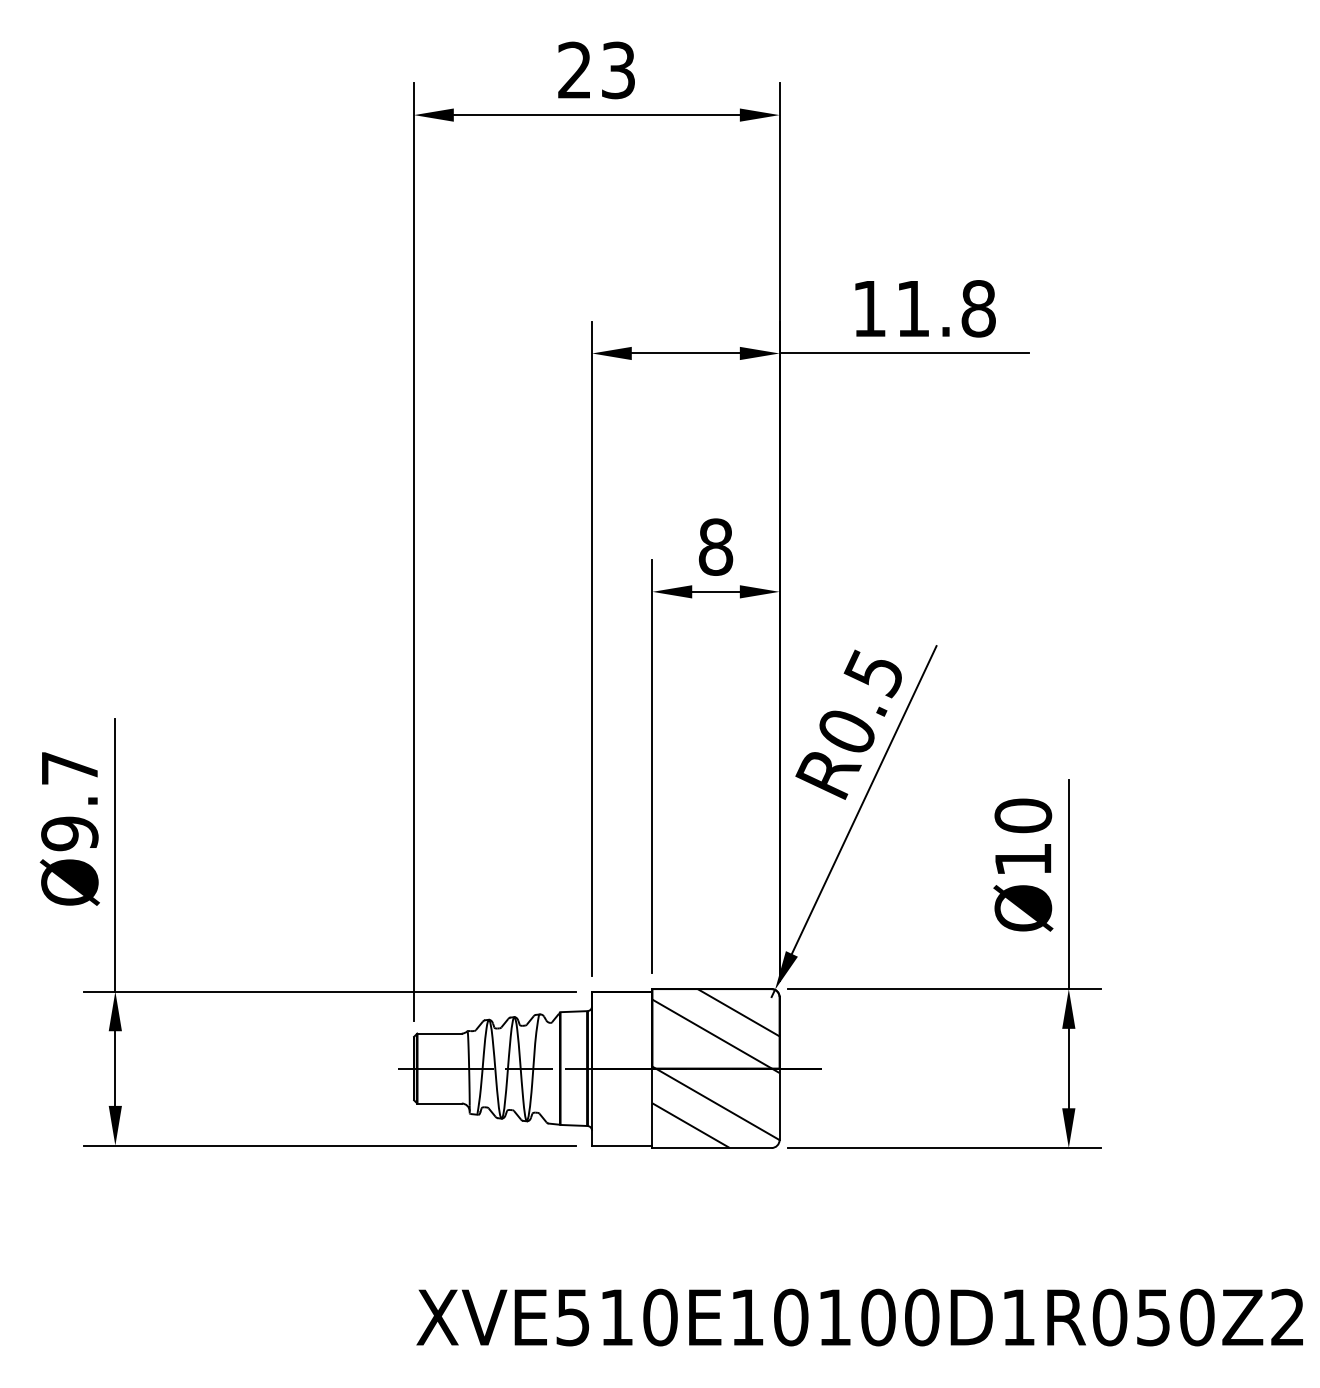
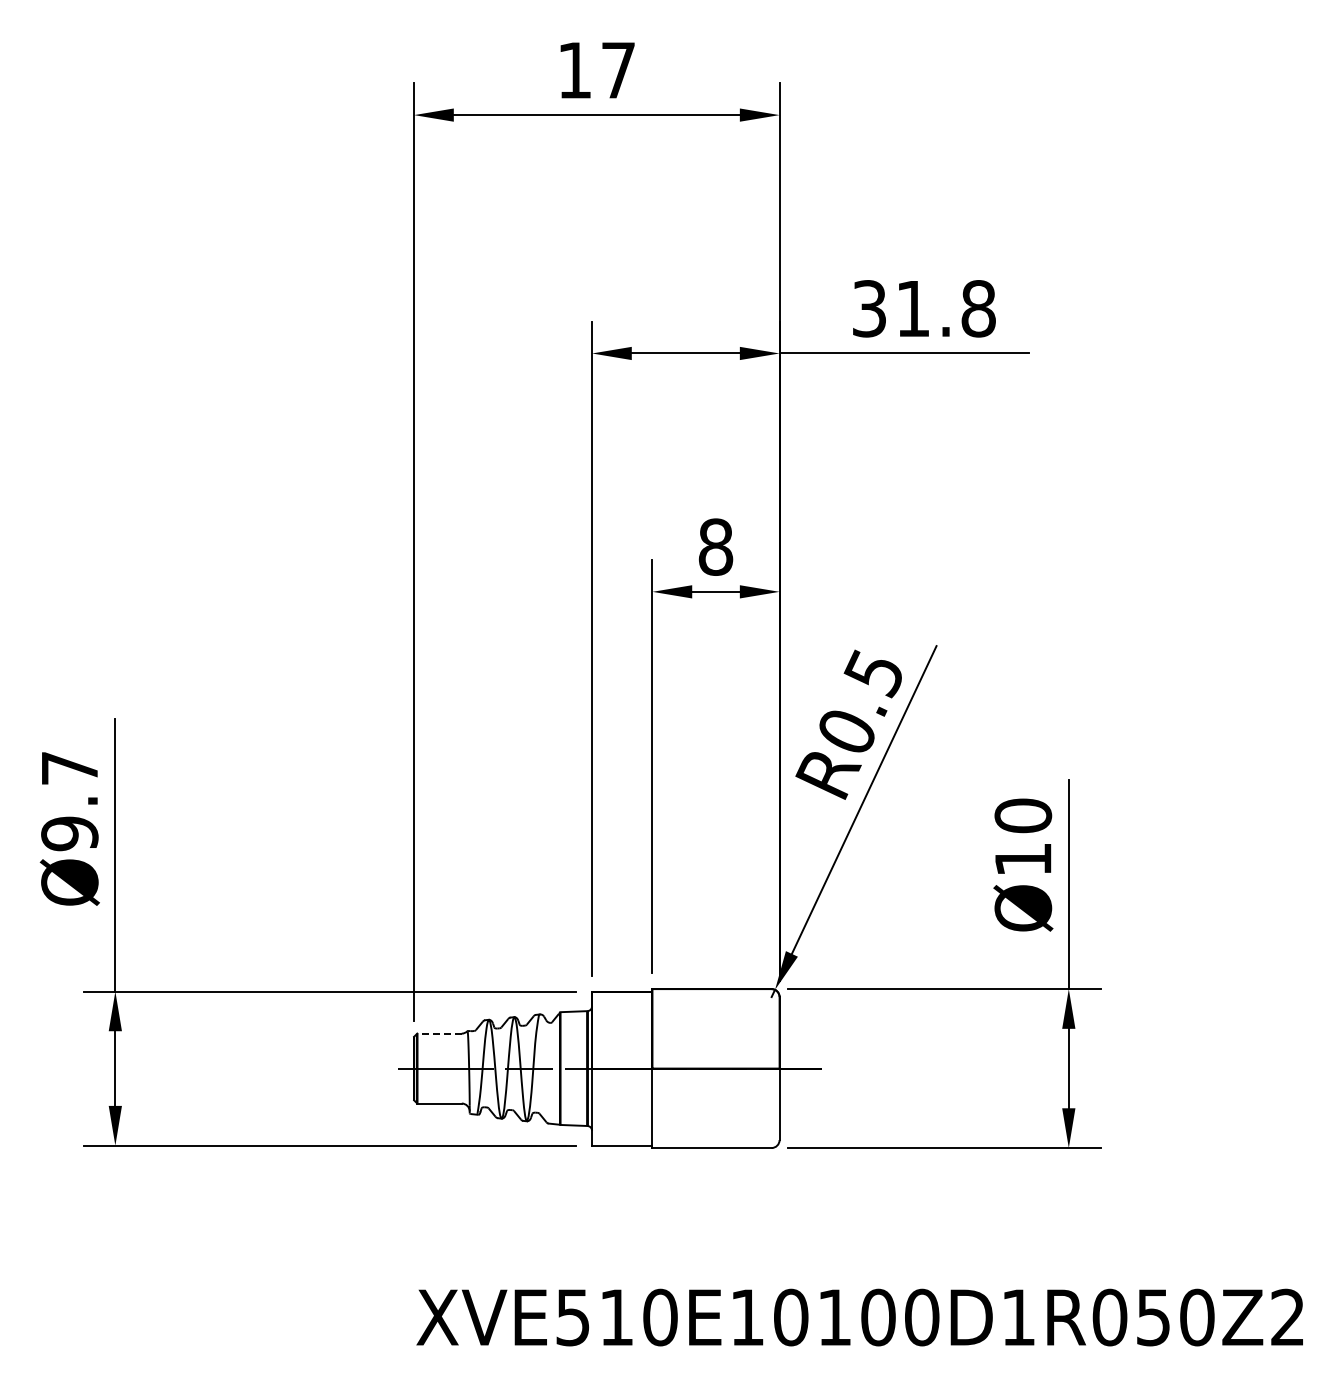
text: 23 -> 17 (596, 70)
text: 11.8 -> 31.8 (869, 308)
line: solid -> dashed (439, 1033)
hatch: present -> none (715, 1068)
